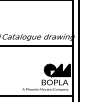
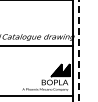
line: solid -> dashed (78, 51)
hatch: present -> none (50, 70)
